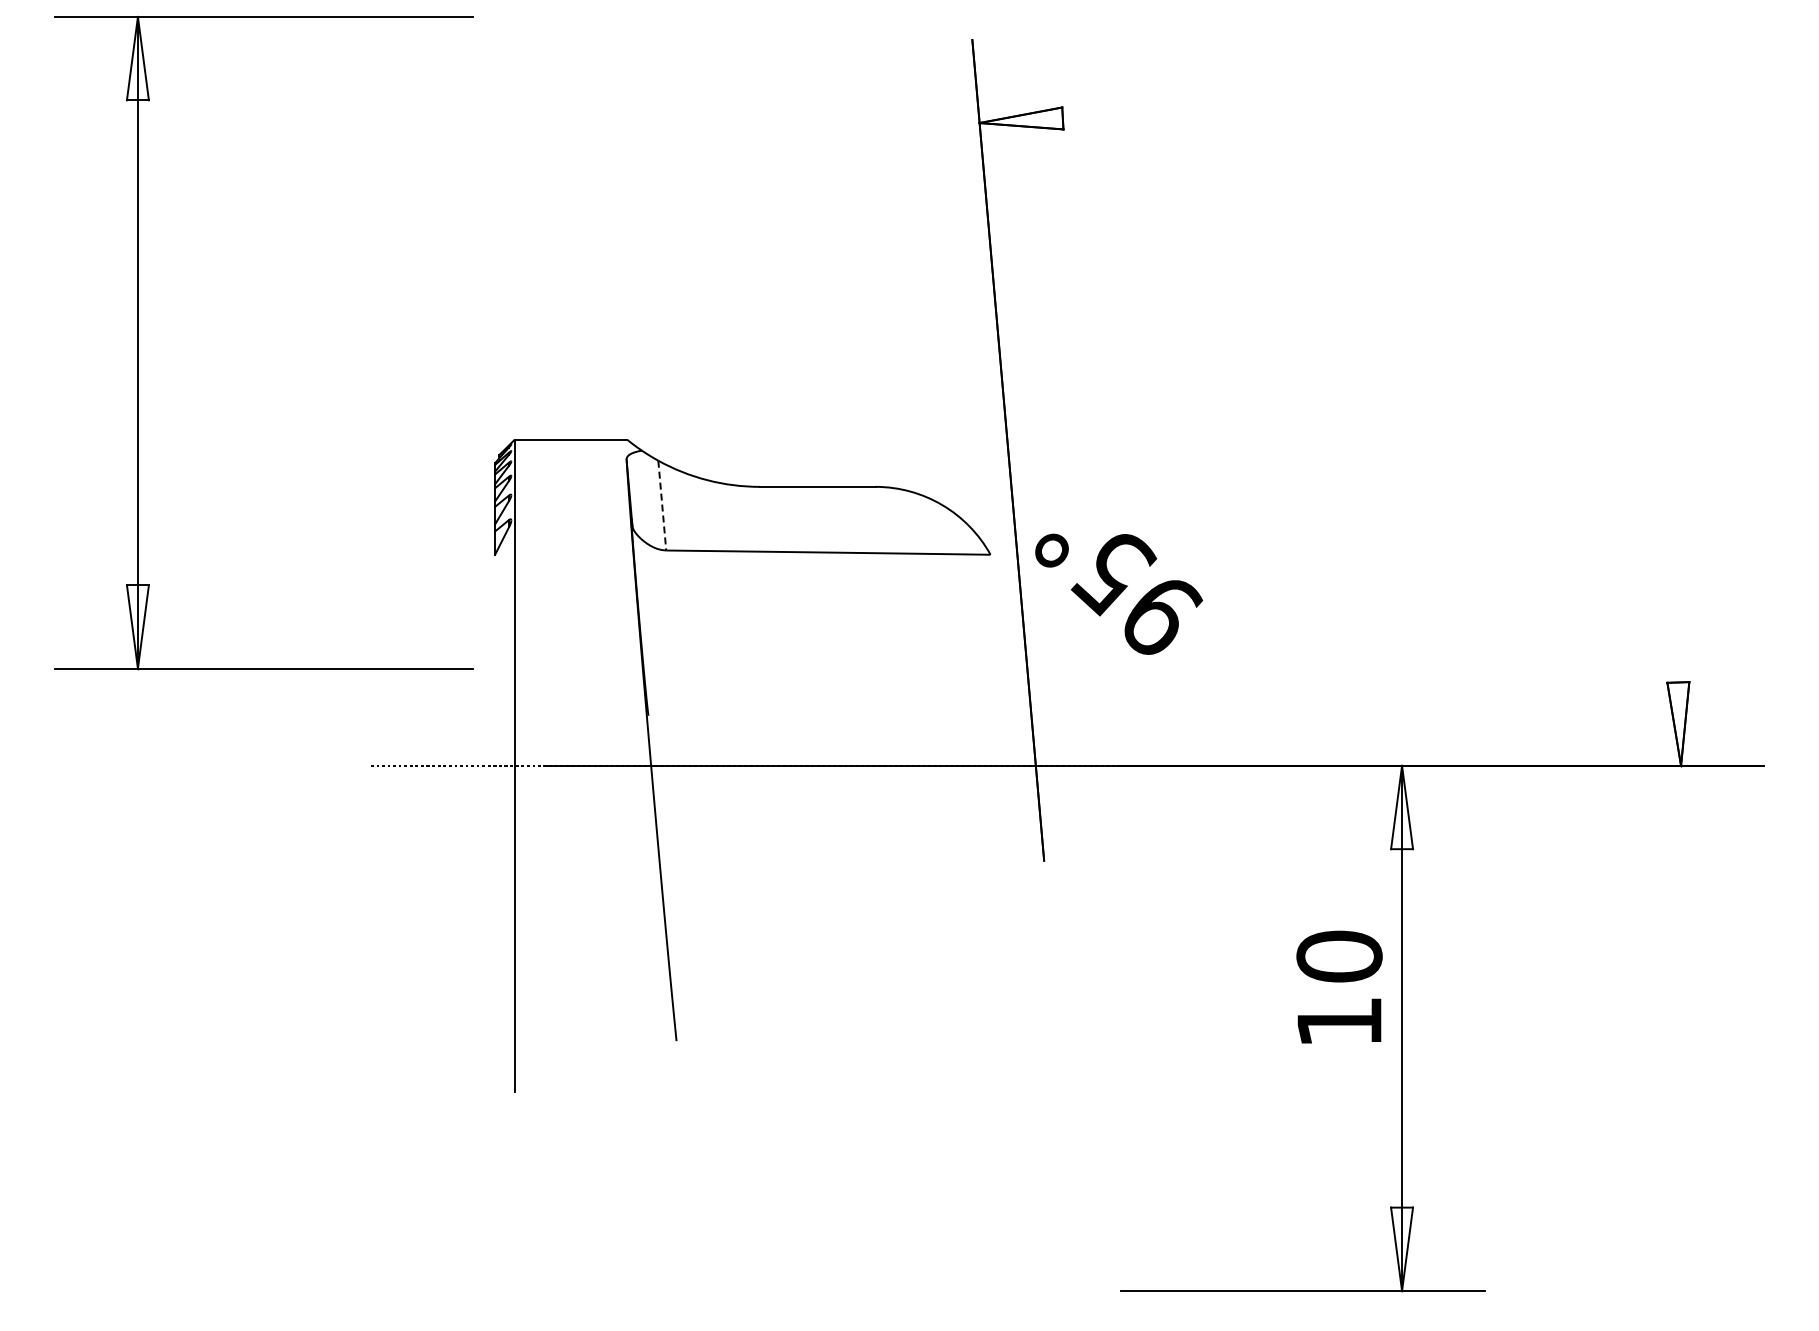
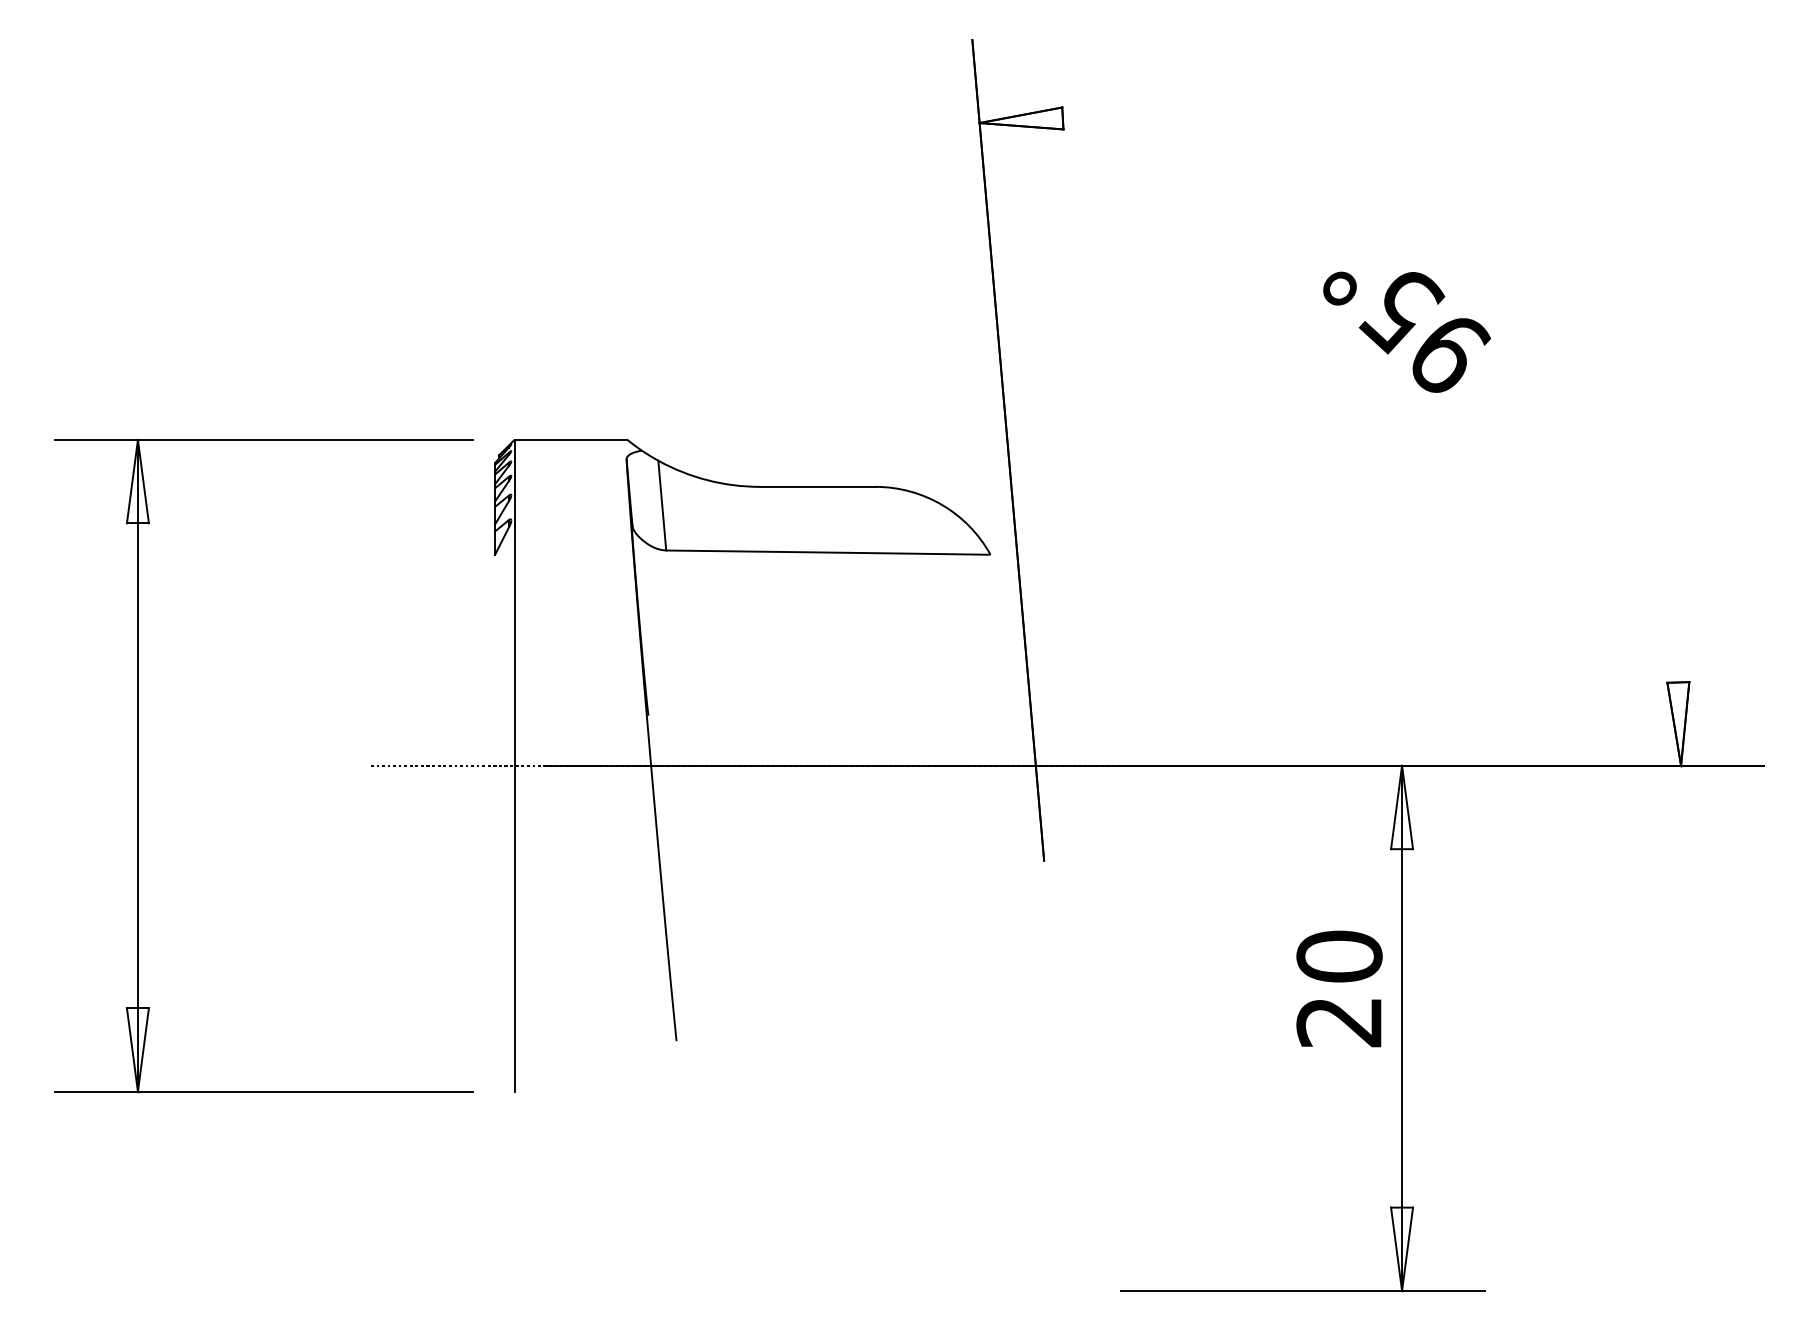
part position: (138, 343) -> (138, 766) (138, 766)
line: dashed -> solid (662, 506)
text position: (1119, 593) -> (1407, 331) (1407, 331)
text: 10 -> 20 (1338, 1022)
